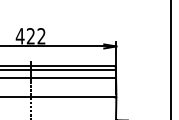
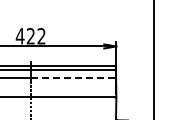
line position: (171, 59) -> (154, 59) (154, 59)
line: solid -> dashed (73, 78)
